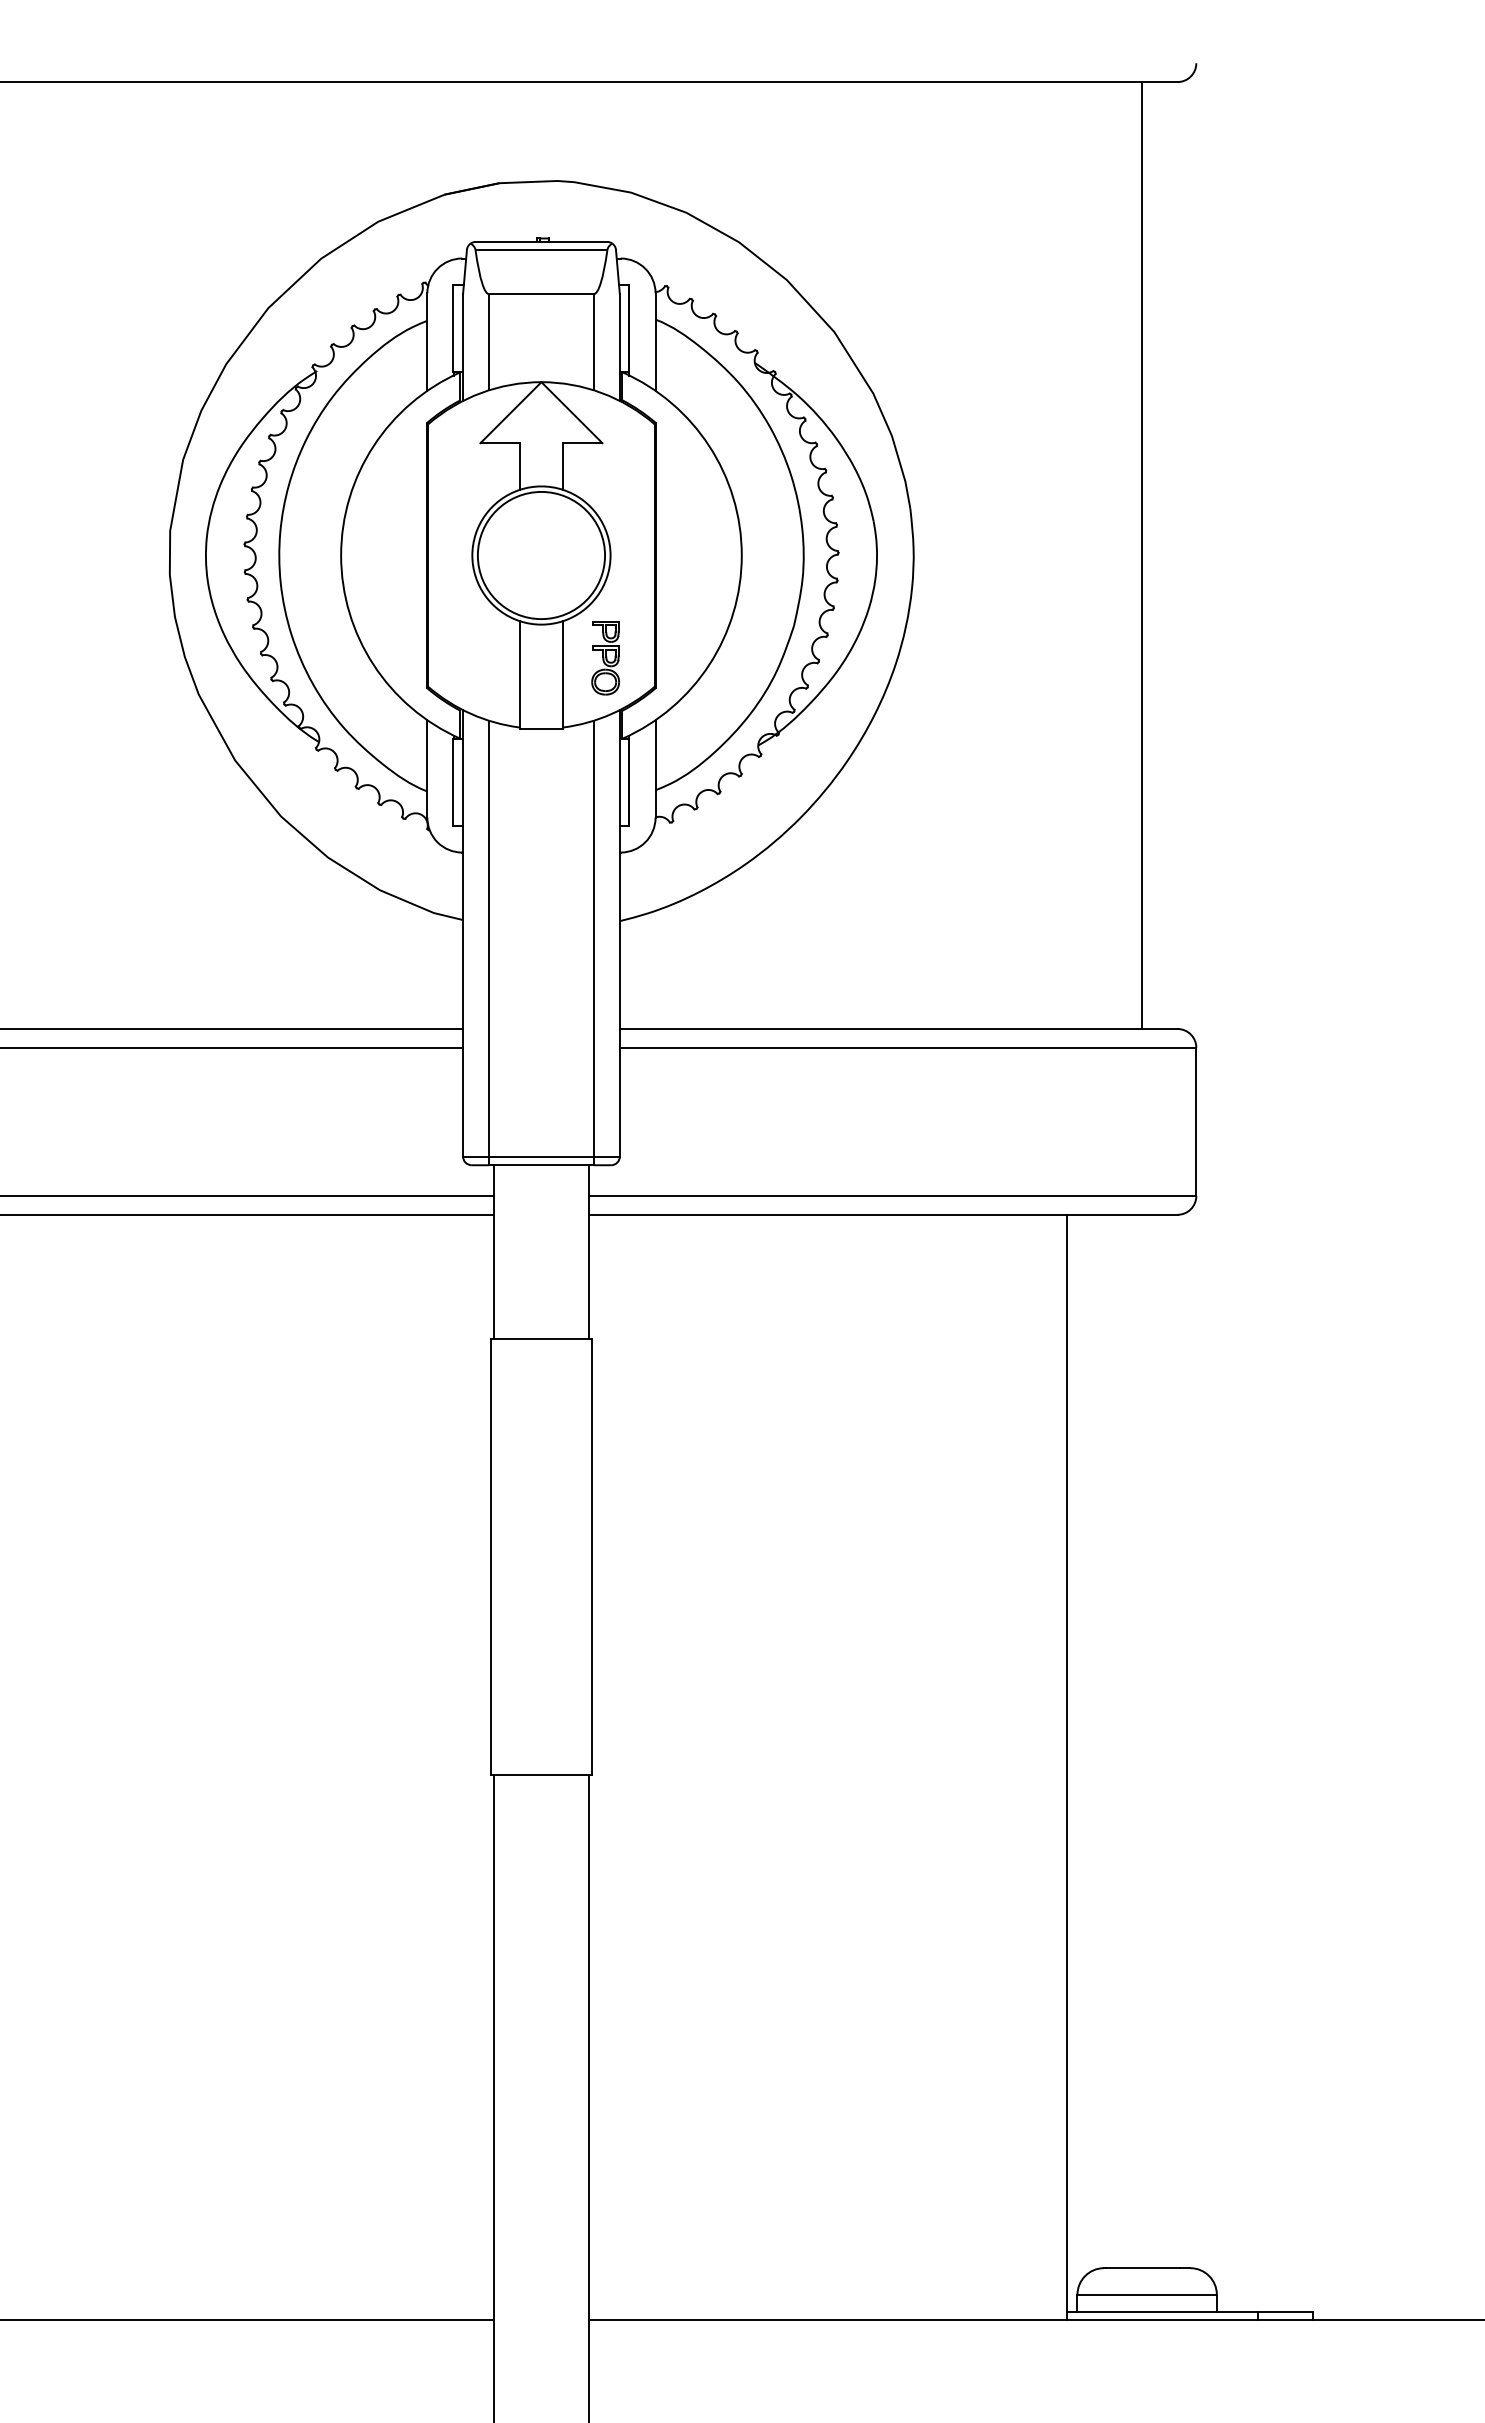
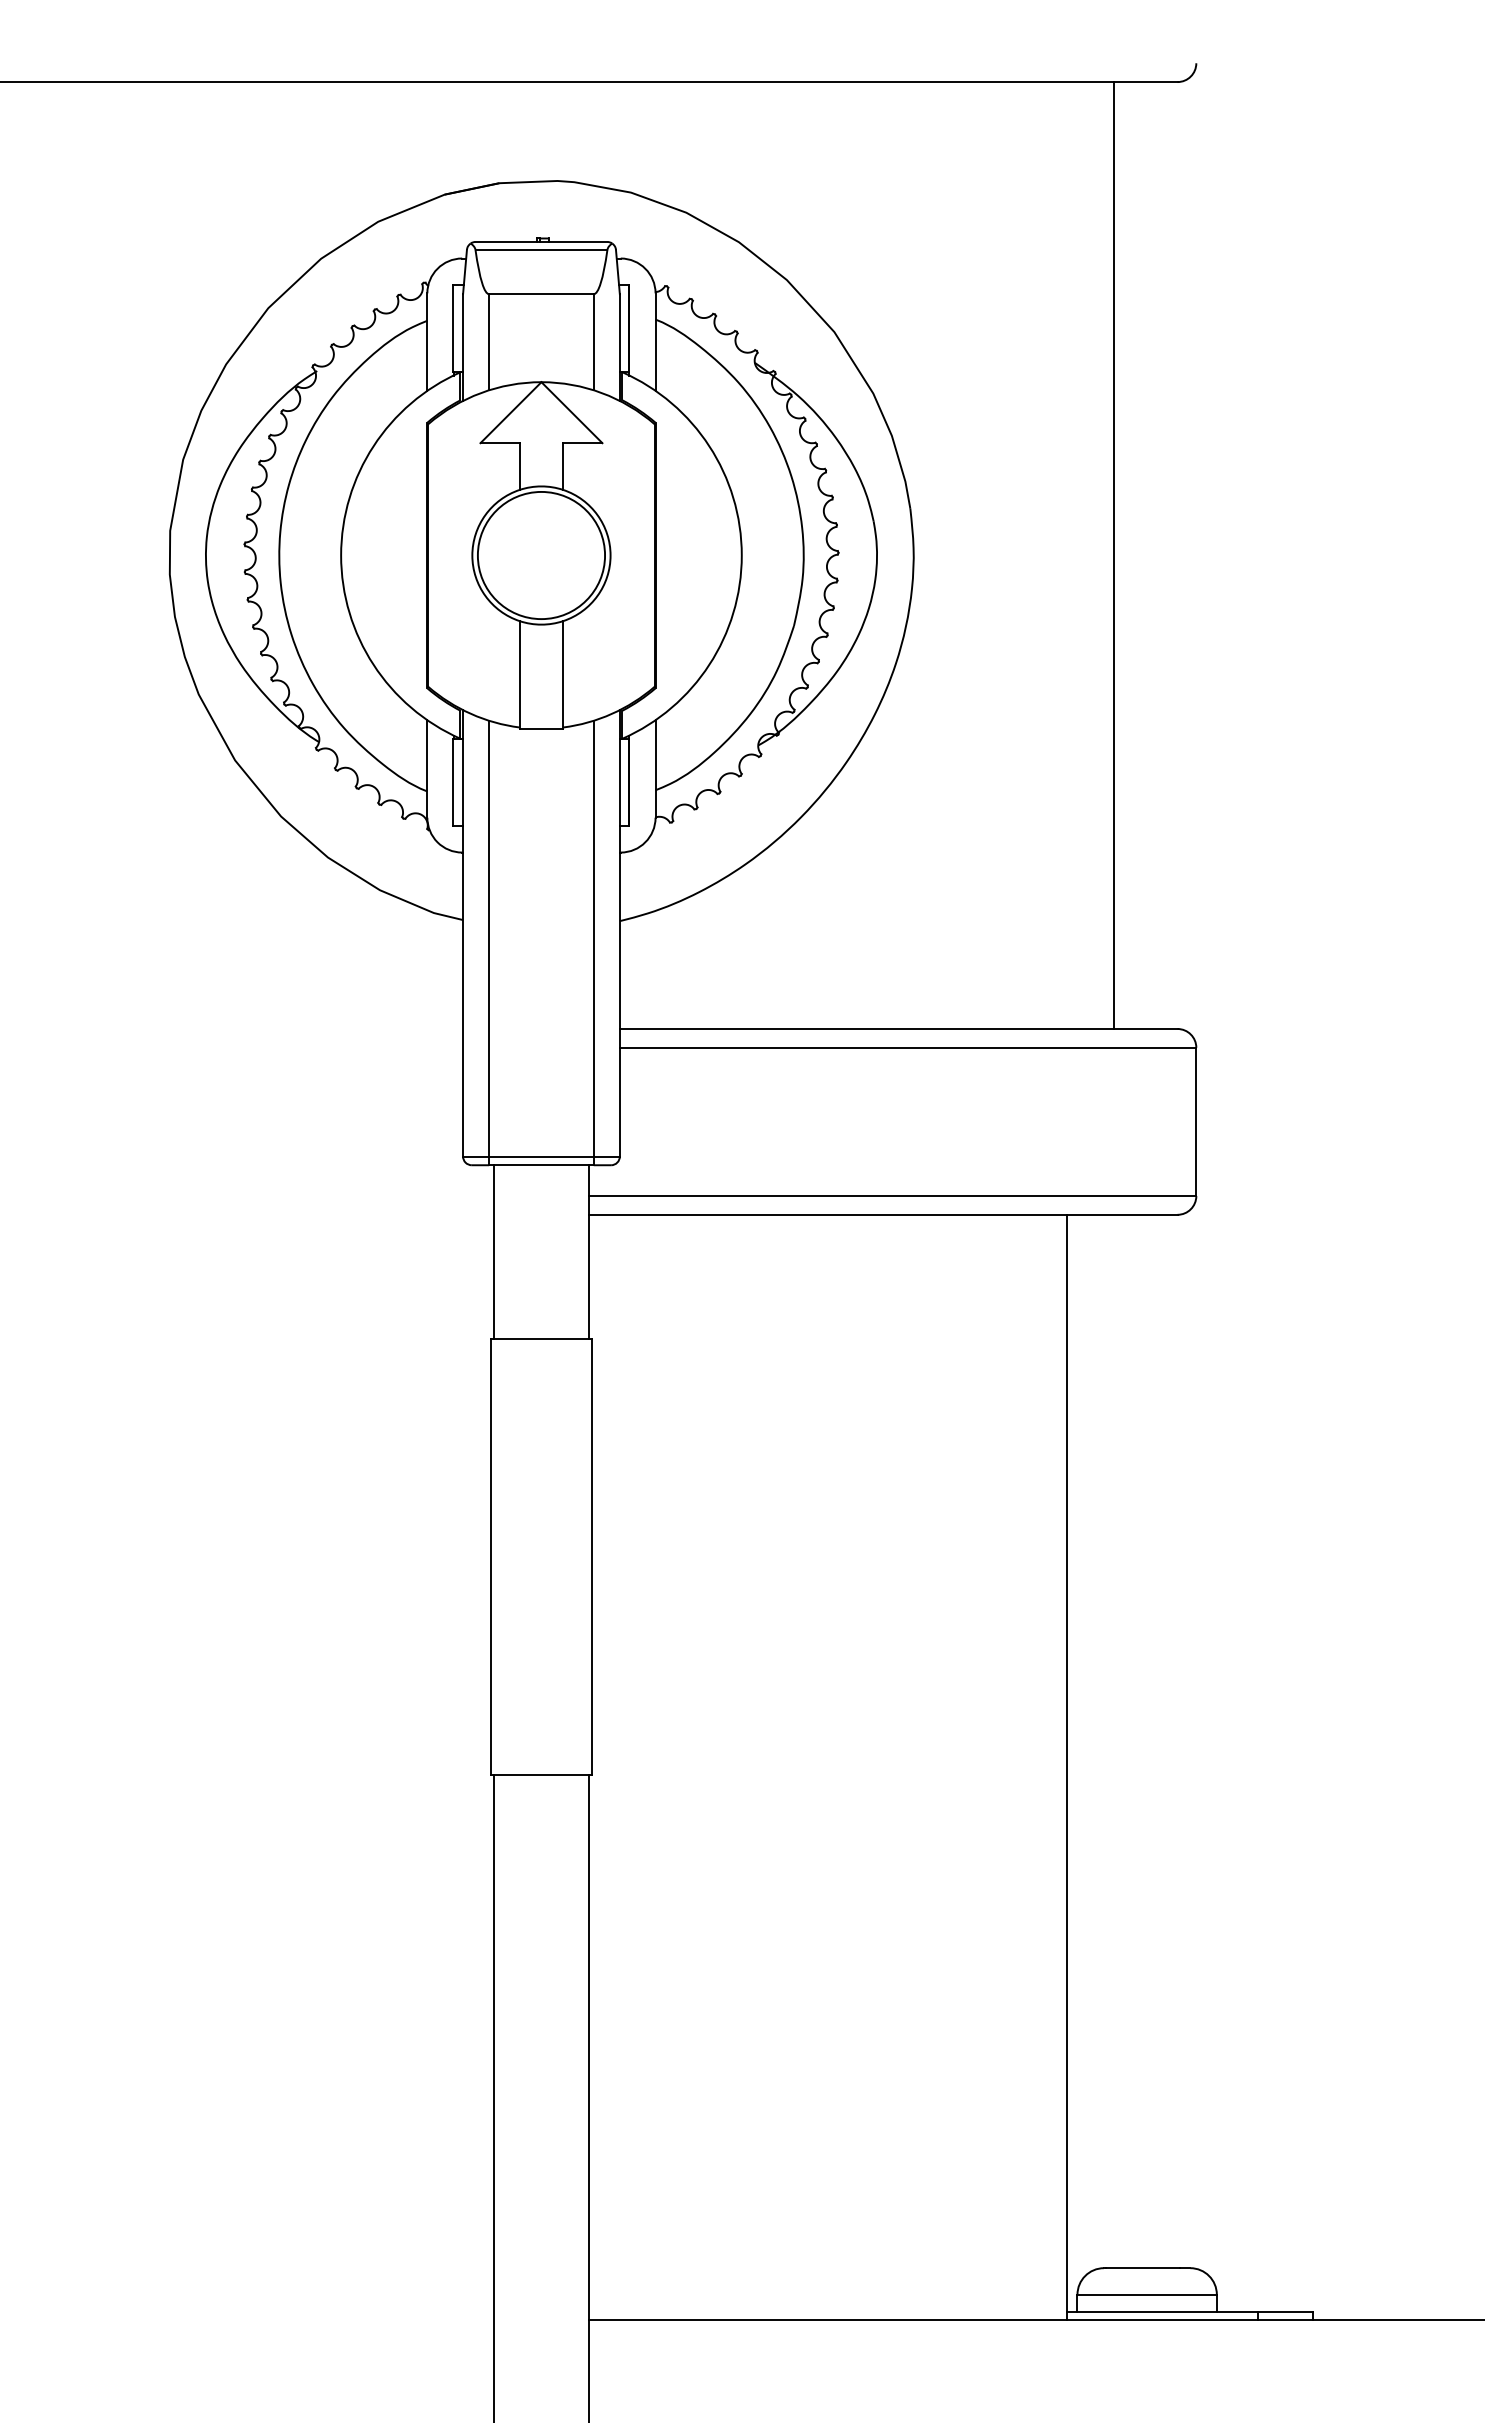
line position: (1142, 555) -> (1114, 555) (1114, 555)
part: present -> none (605, 658)
line: present -> none (232, 1028)
line: present -> none (232, 1047)
line: present -> none (248, 1196)
line: present -> none (248, 1214)
line: present -> none (248, 2320)
